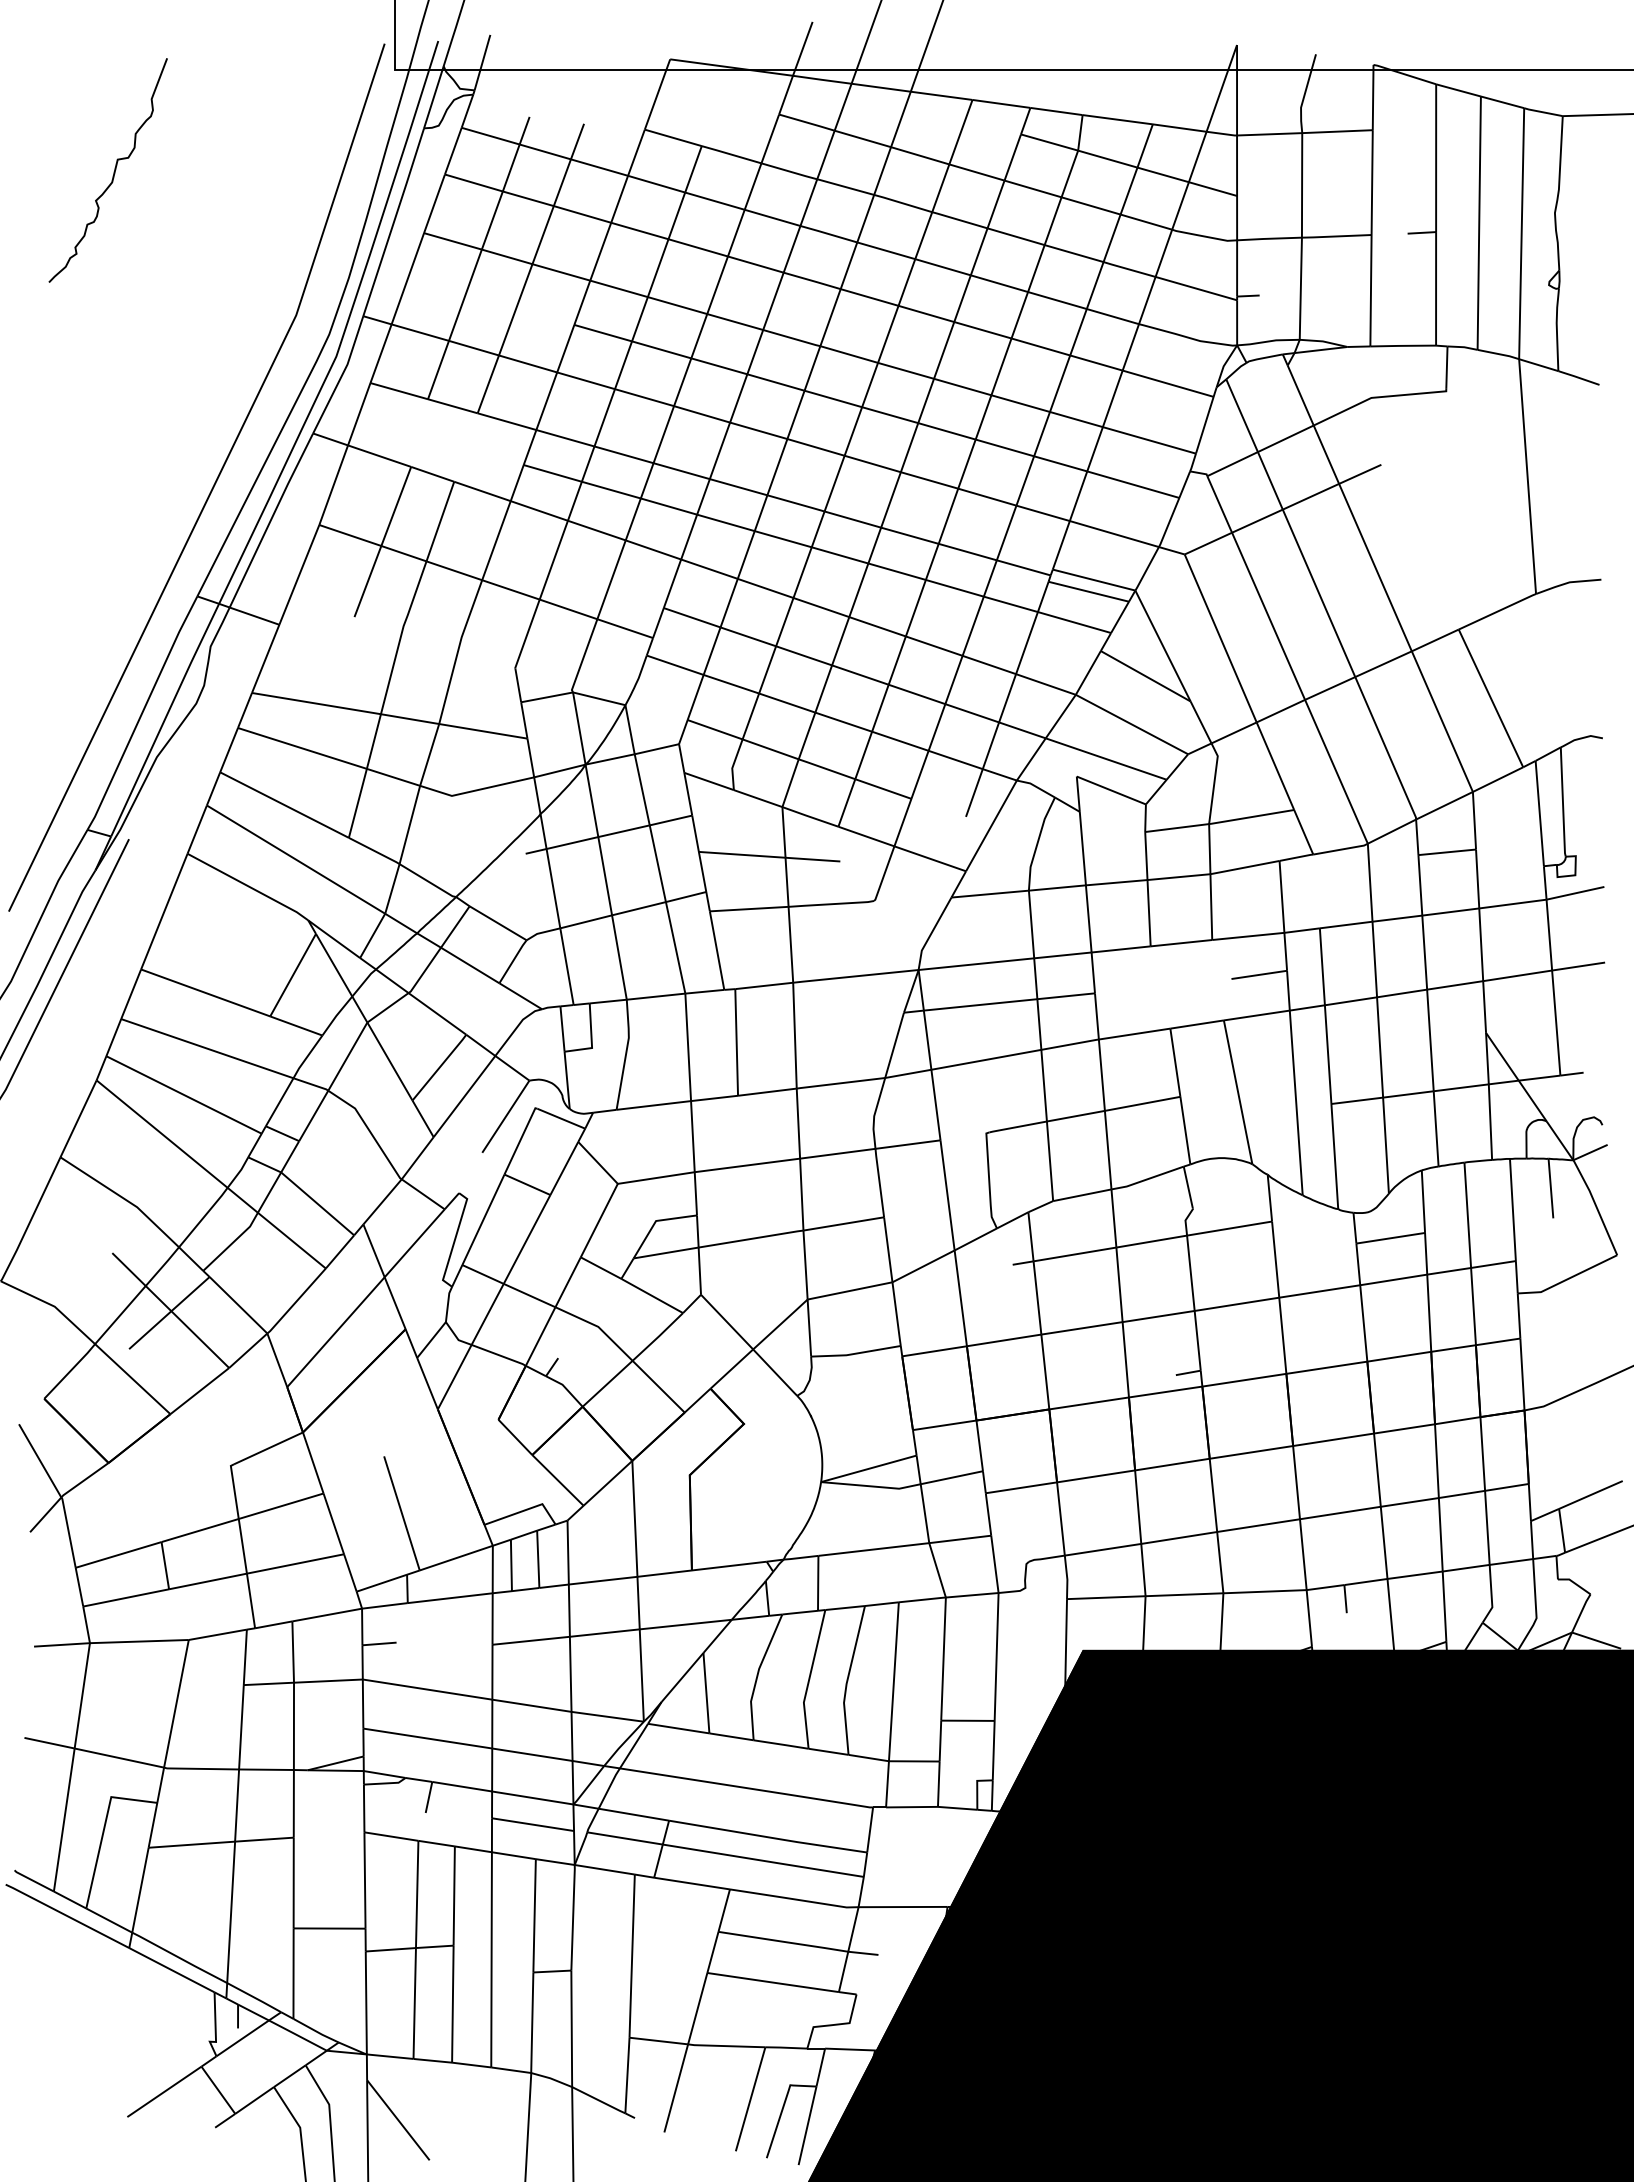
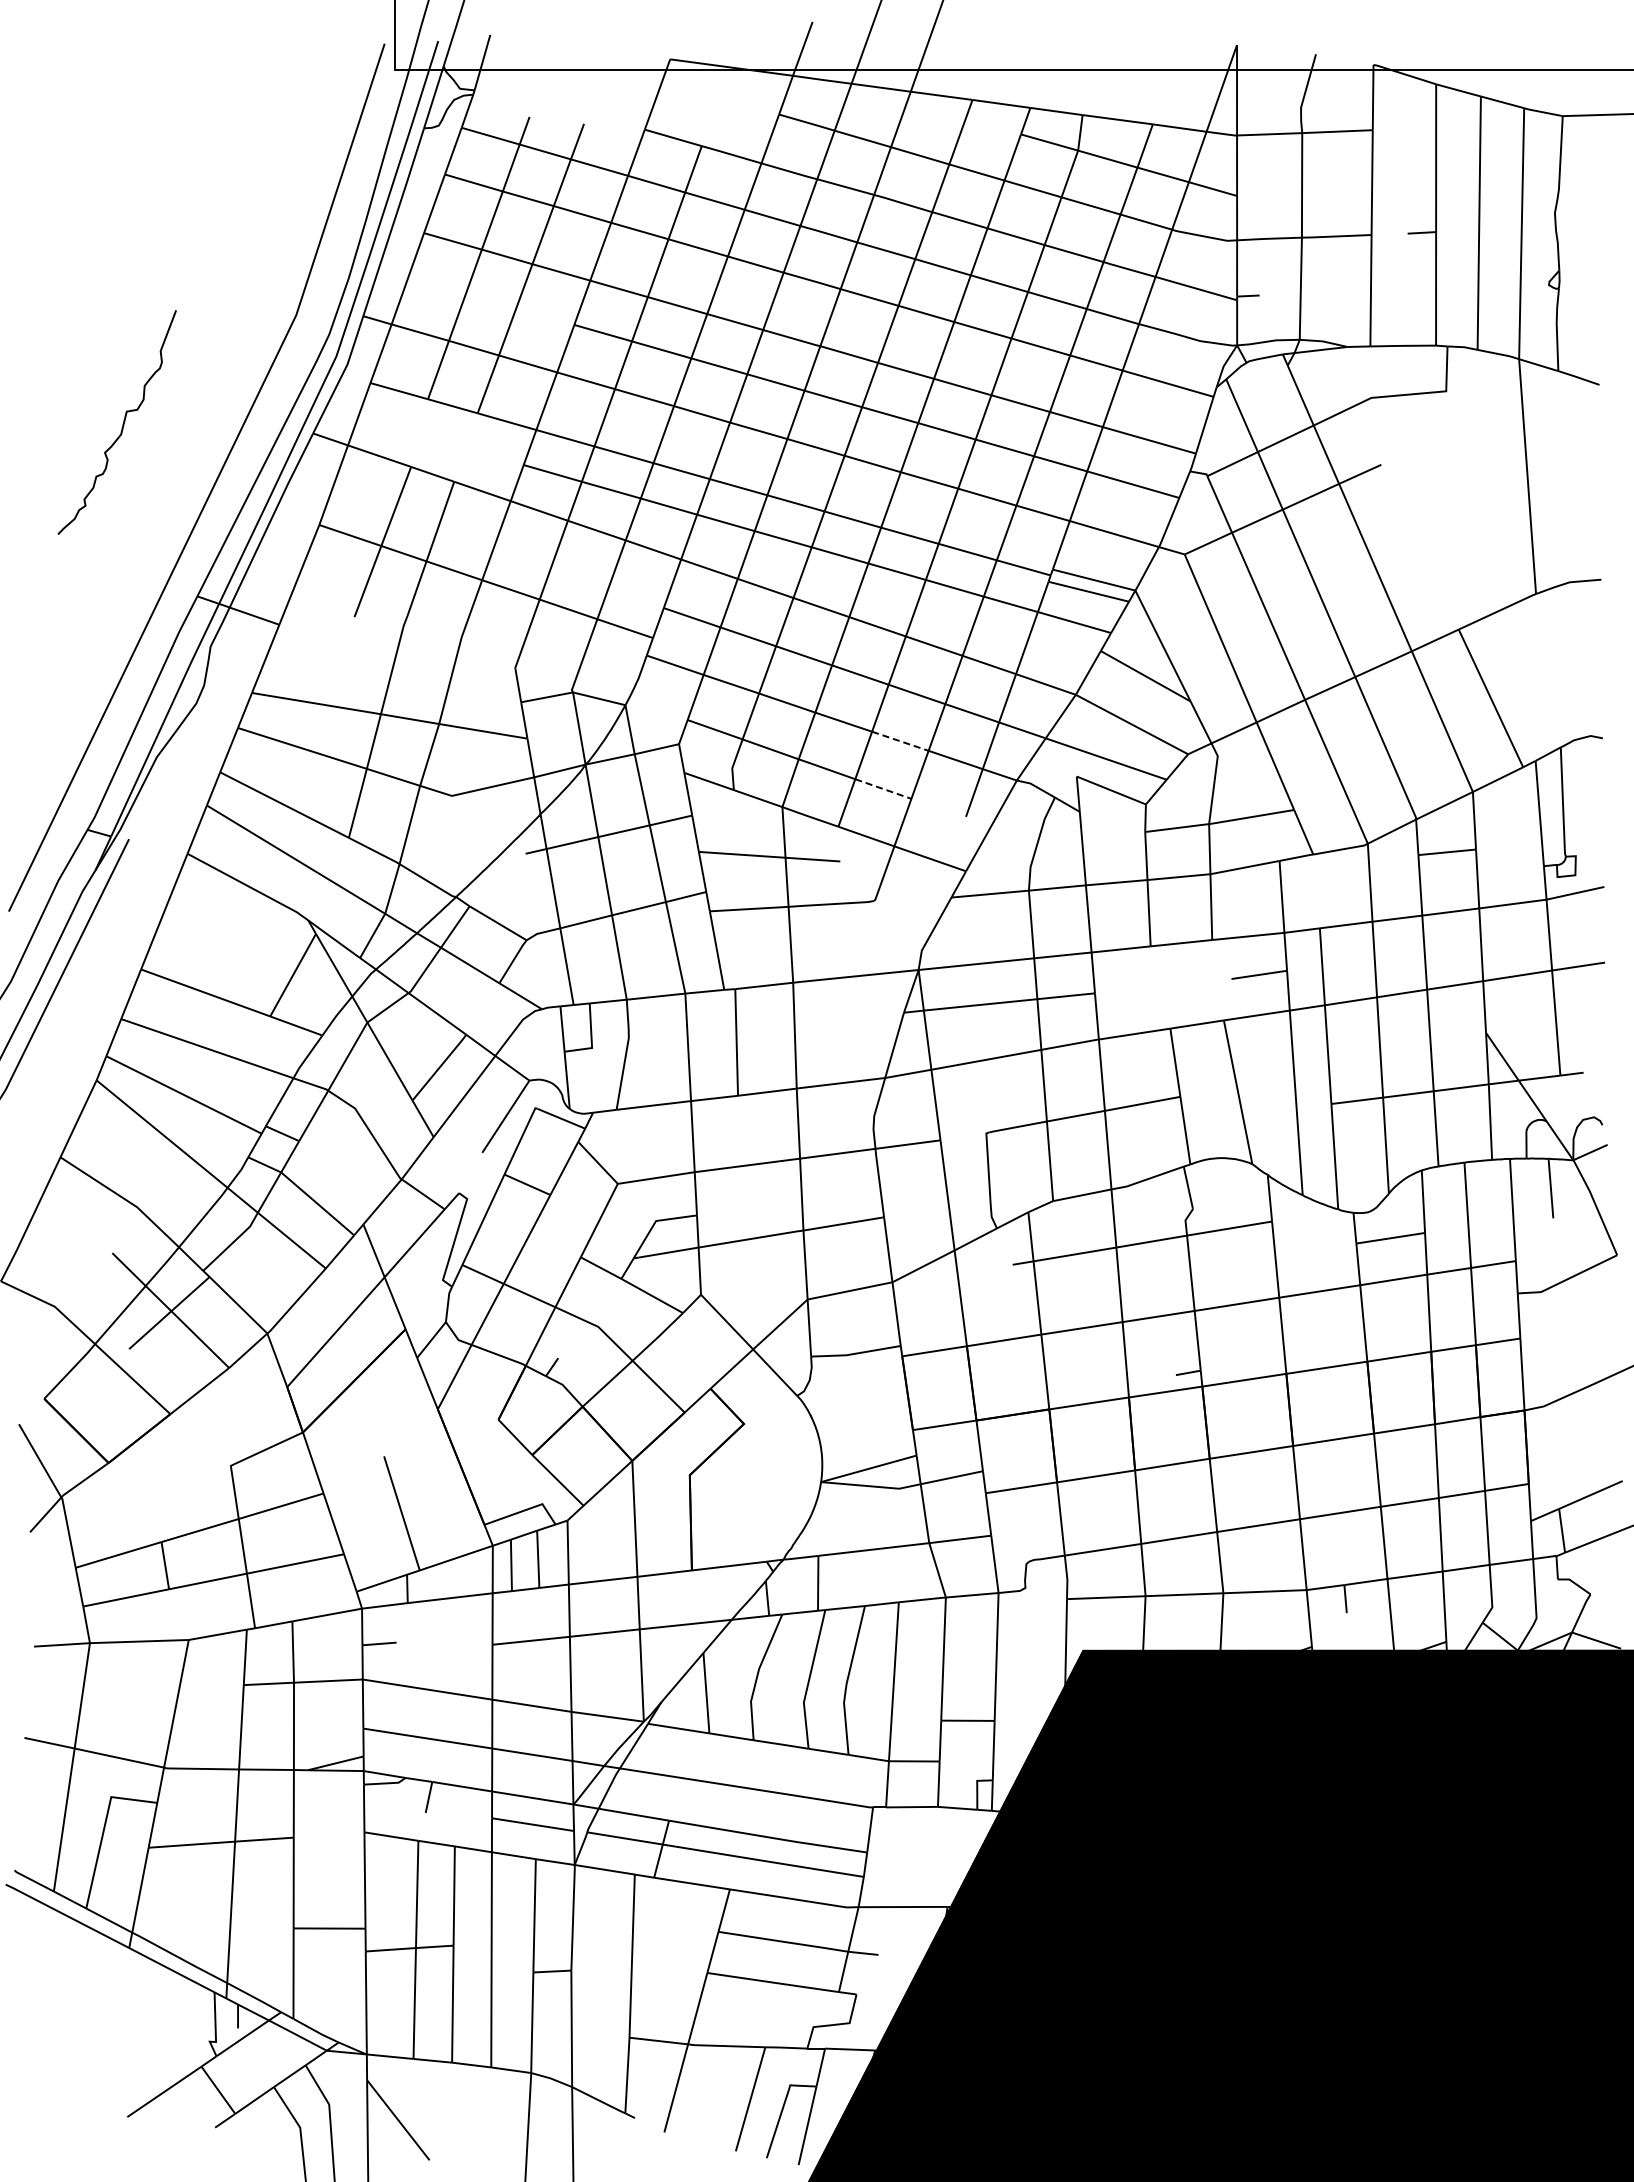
curve position: (113, 171) -> (122, 423) (122, 423)
line: solid -> dashed (900, 741)
line: solid -> dashed (883, 789)
